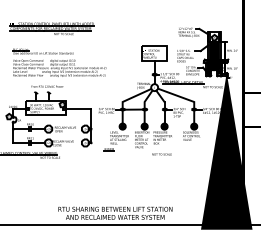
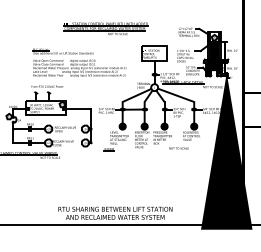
part position: (51, 28) -> (105, 28) (105, 28)
part position: (59, 62) -> (79, 62) (79, 62)
text position: (161, 154) -> (178, 148) (178, 148)
